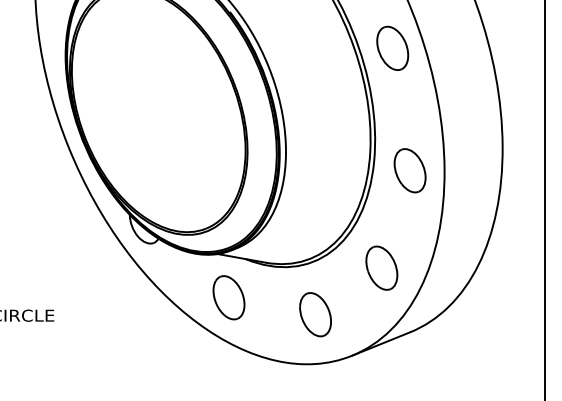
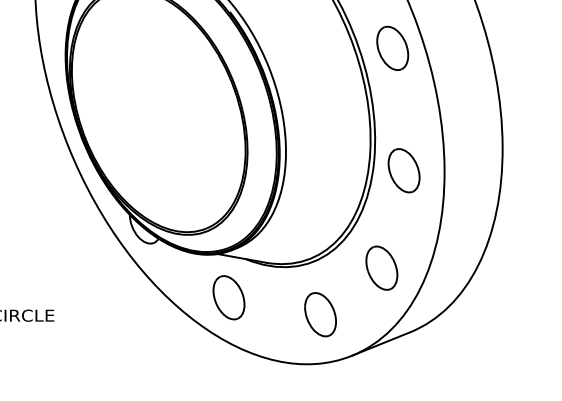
part position: (409, 170) -> (403, 170) (403, 170)
line: present -> none (545, 199)
part position: (315, 314) -> (320, 314) (320, 314)
